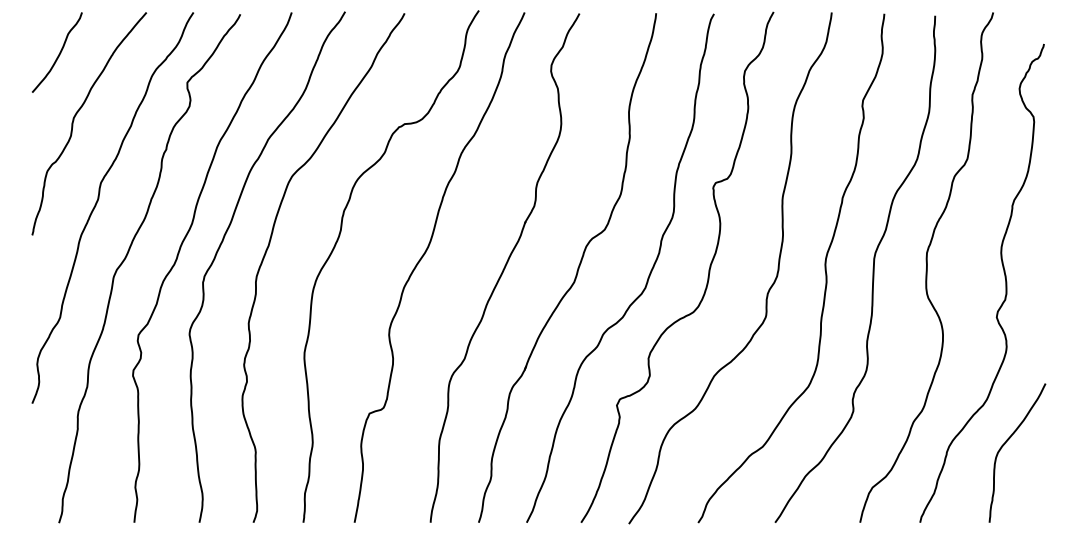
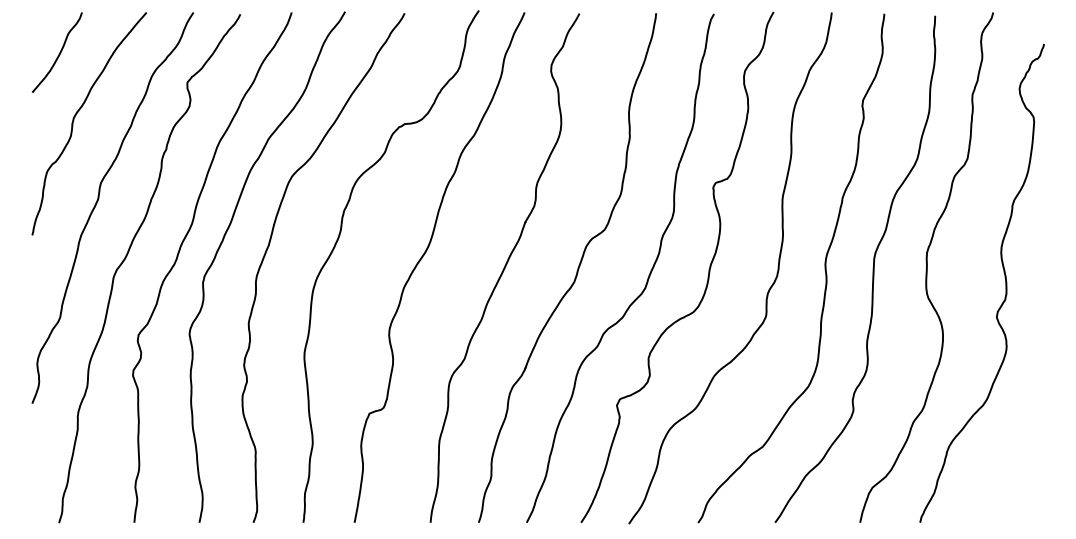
curve: present -> none (1005, 444)
